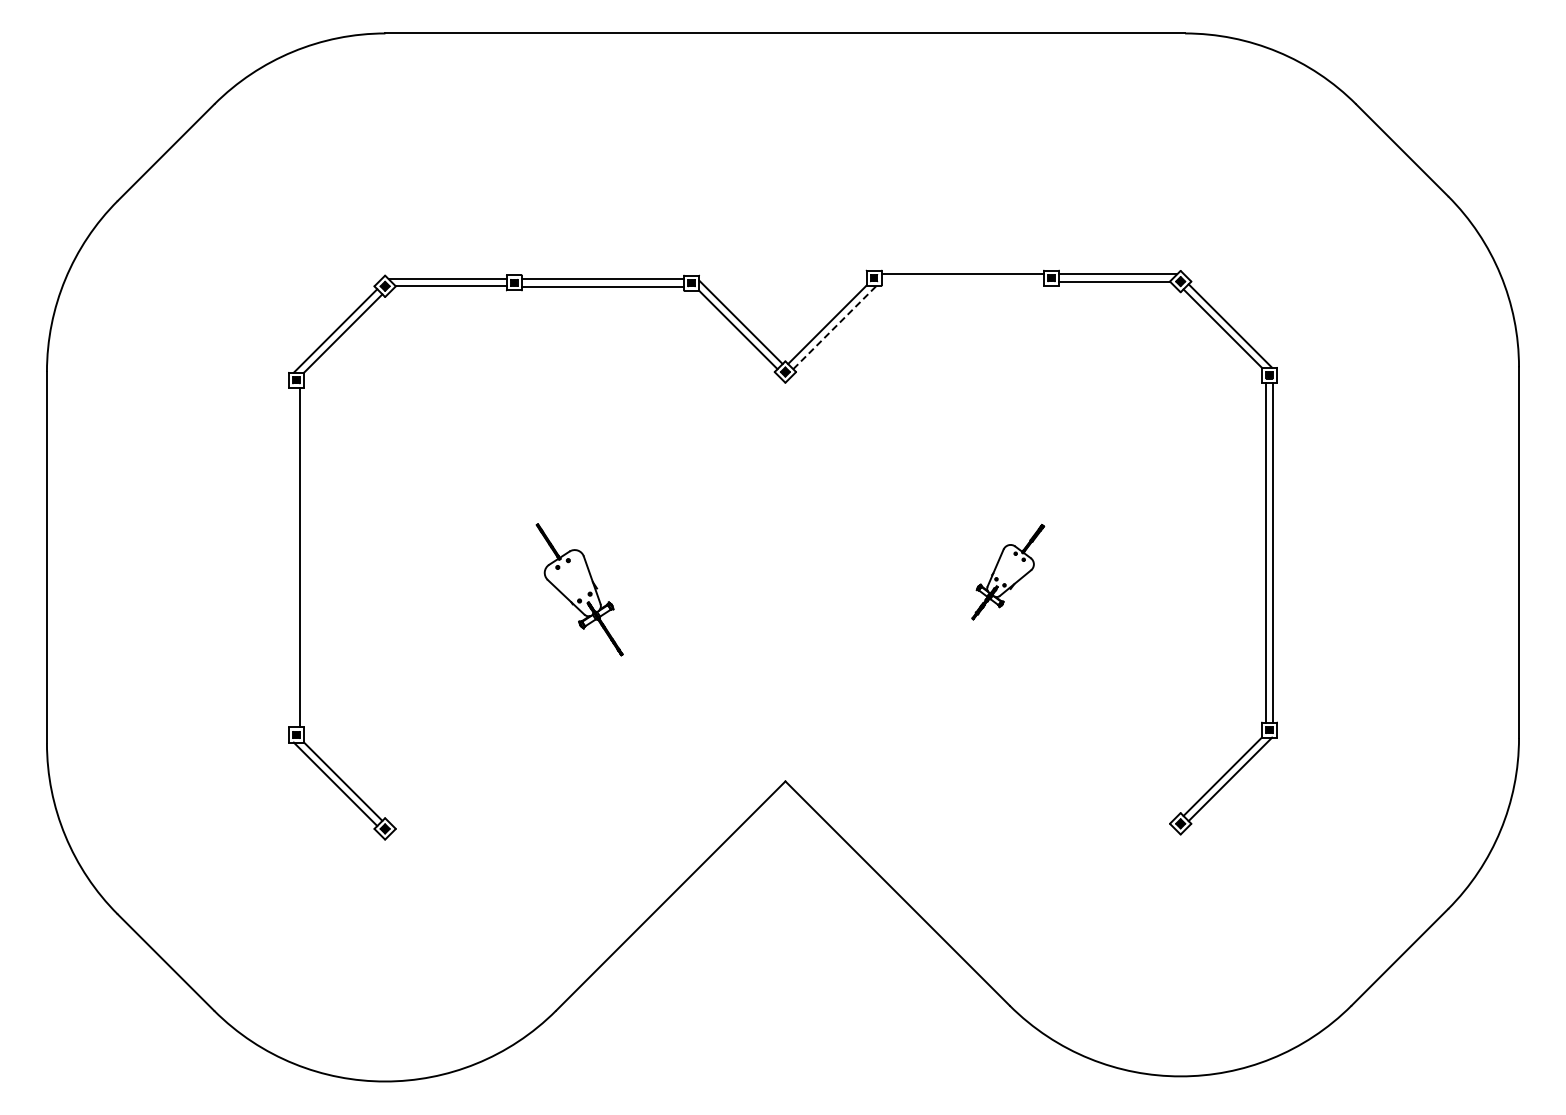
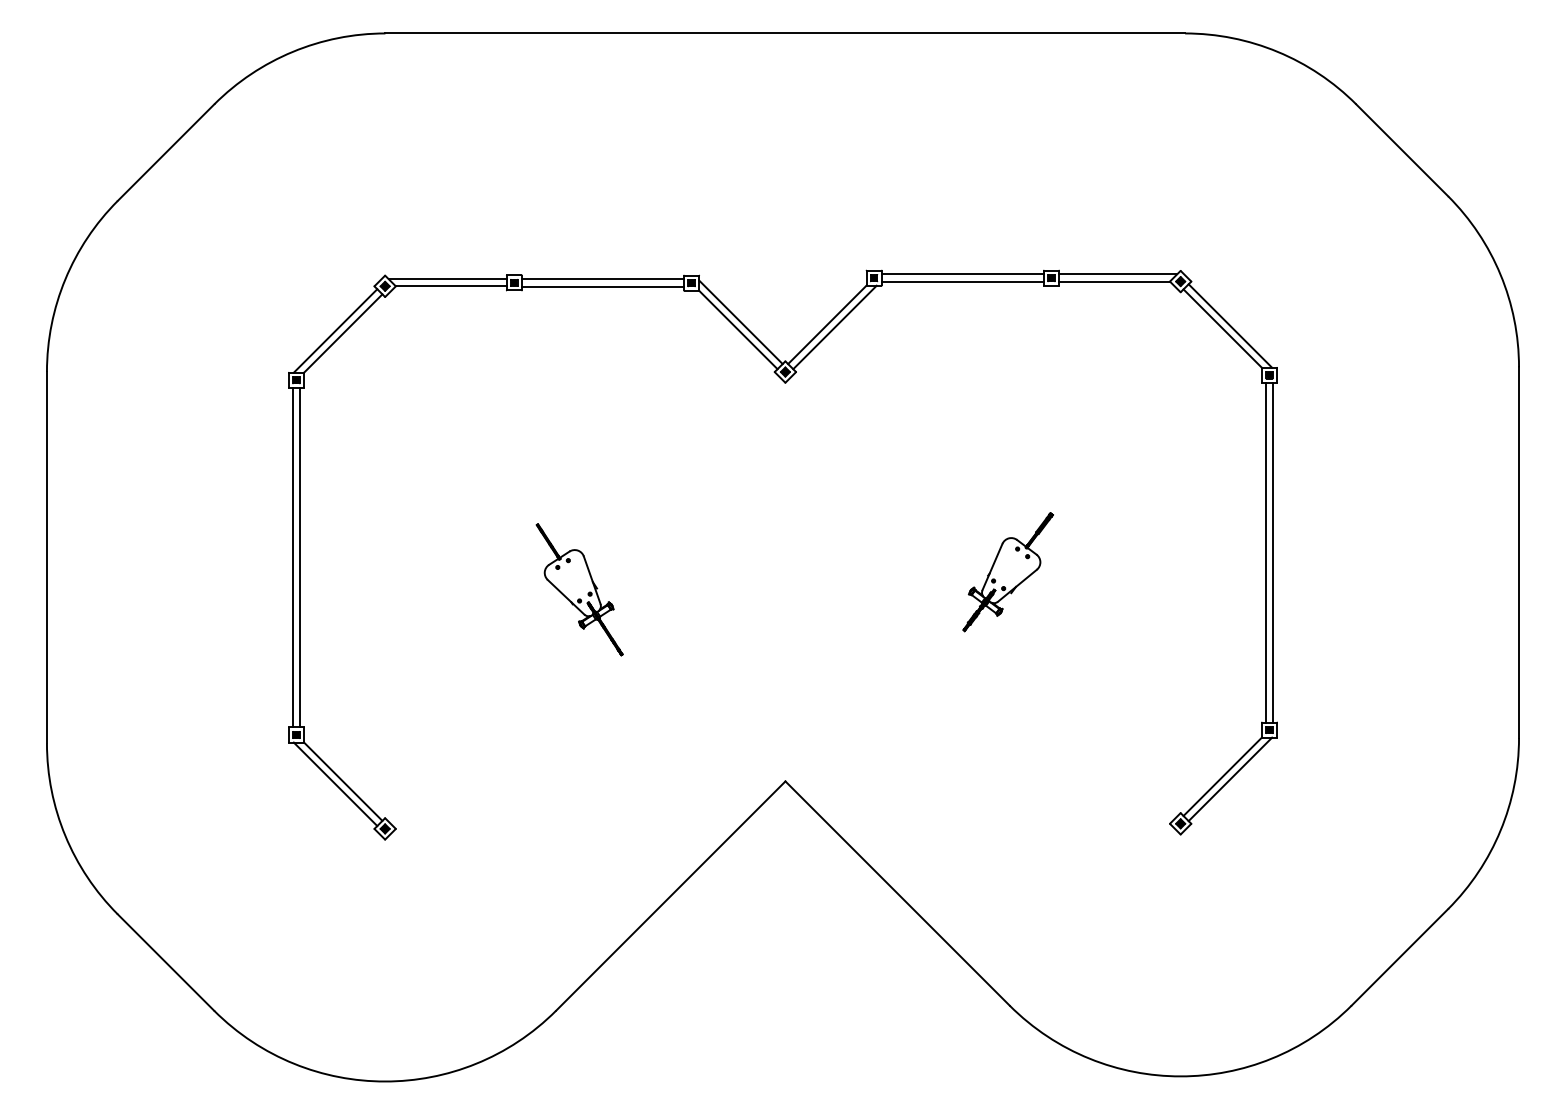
line: none -> present (962, 281)
line: dashed -> solid (835, 327)
line: none -> present (292, 557)
part size: 75x97 px -> 92x121 px (1007, 572)
